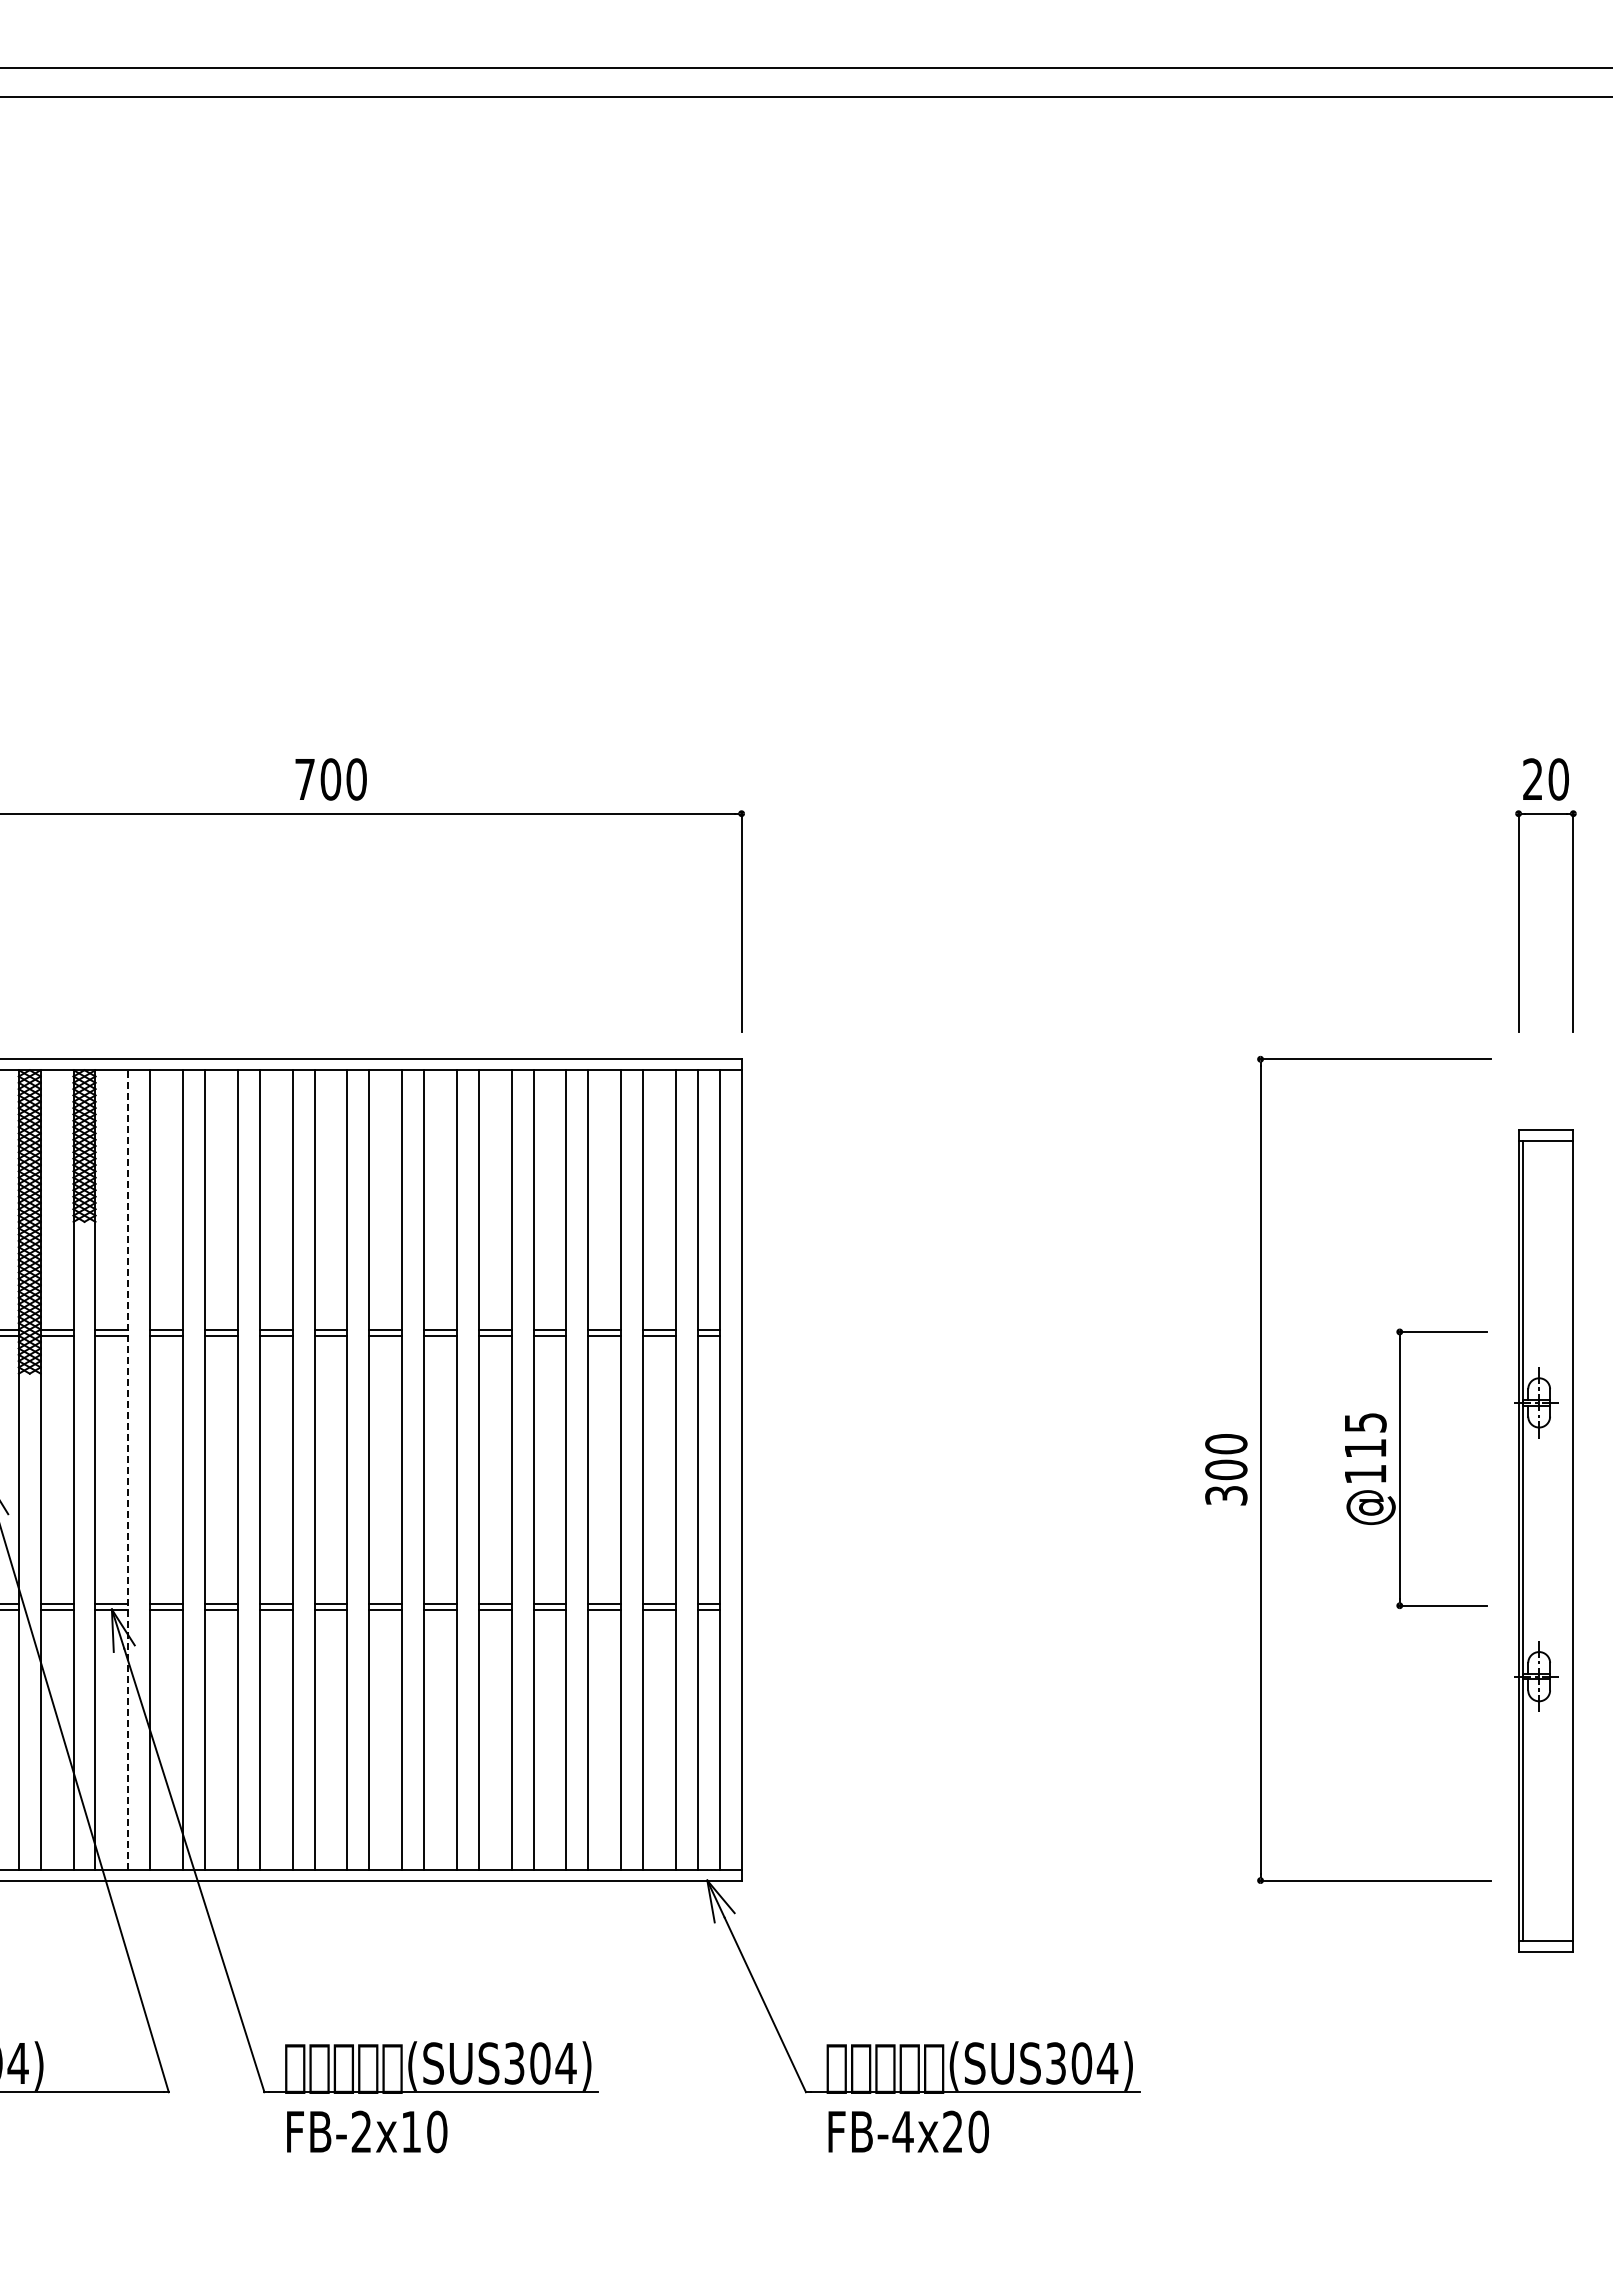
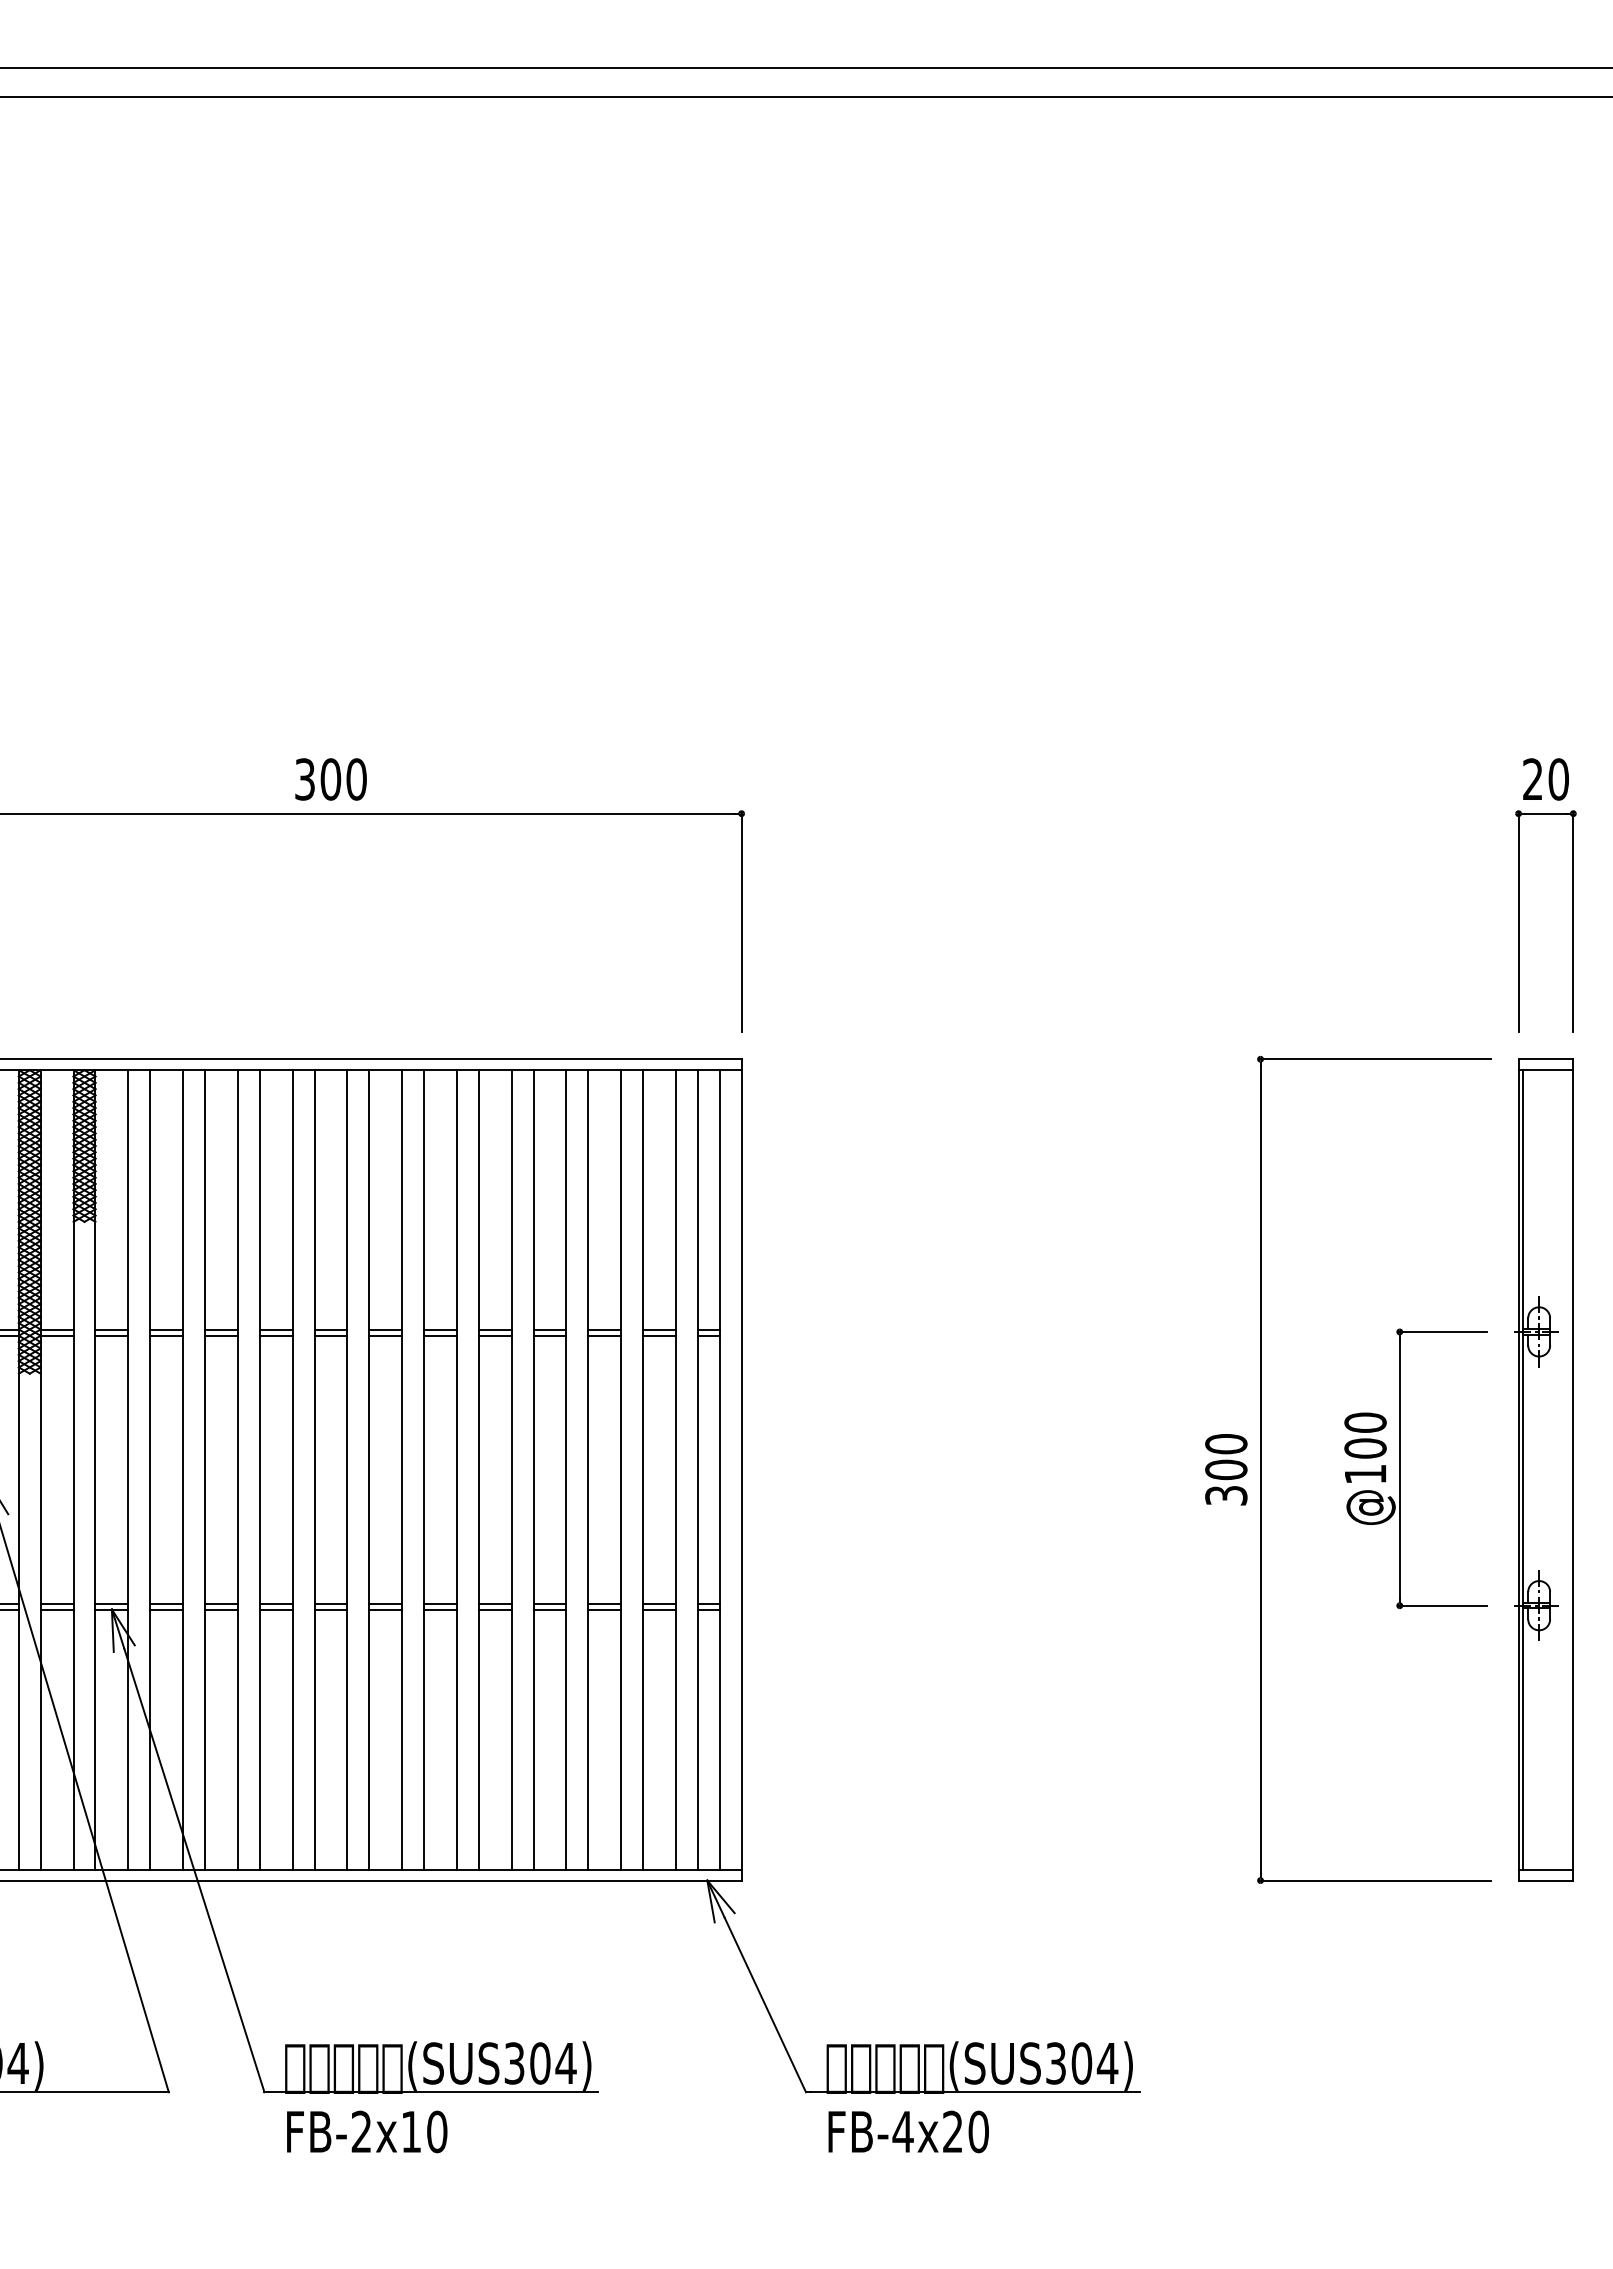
text: 700 -> 300 (304, 779)
text: @115 -> @100 (1365, 1435)
line: dashed -> solid (128, 1469)
part position: (1543, 1540) -> (1543, 1469) (1543, 1469)
